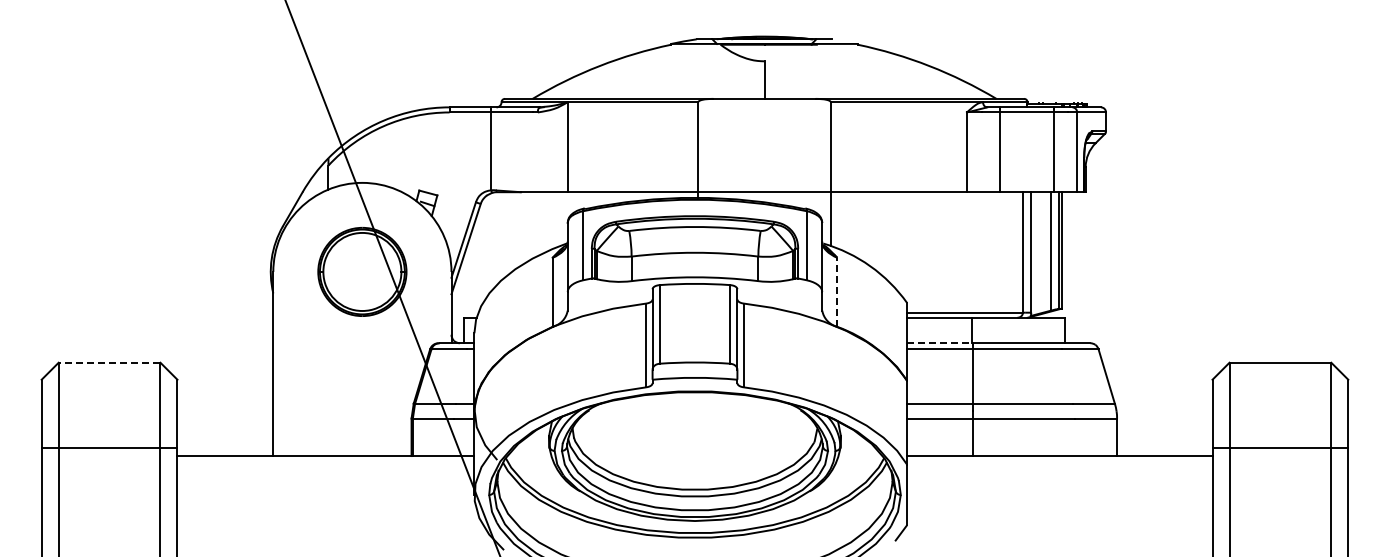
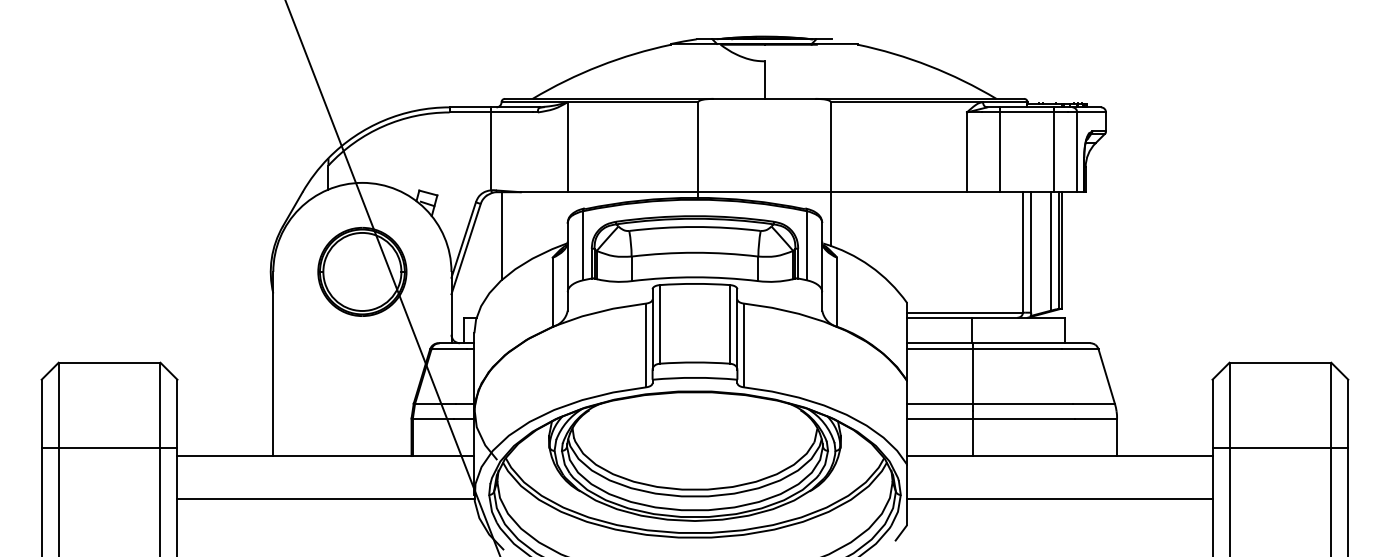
line: none -> present (501, 236)
line: dashed -> solid (837, 292)
line: dashed -> solid (939, 343)
line: dashed -> solid (109, 362)
line: none -> present (325, 498)
line: none -> present (1059, 498)
